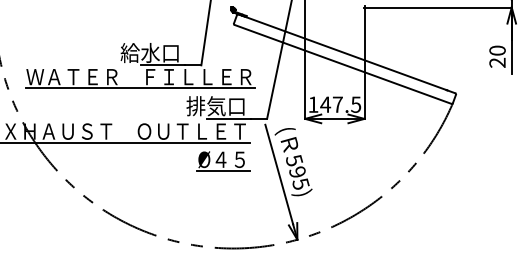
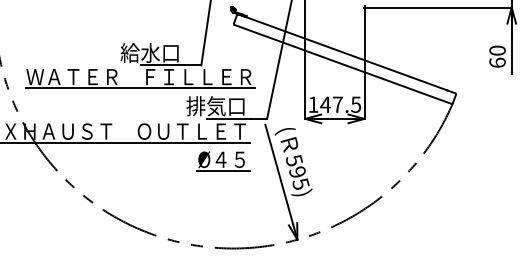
text: 20 -> 60 (497, 62)
